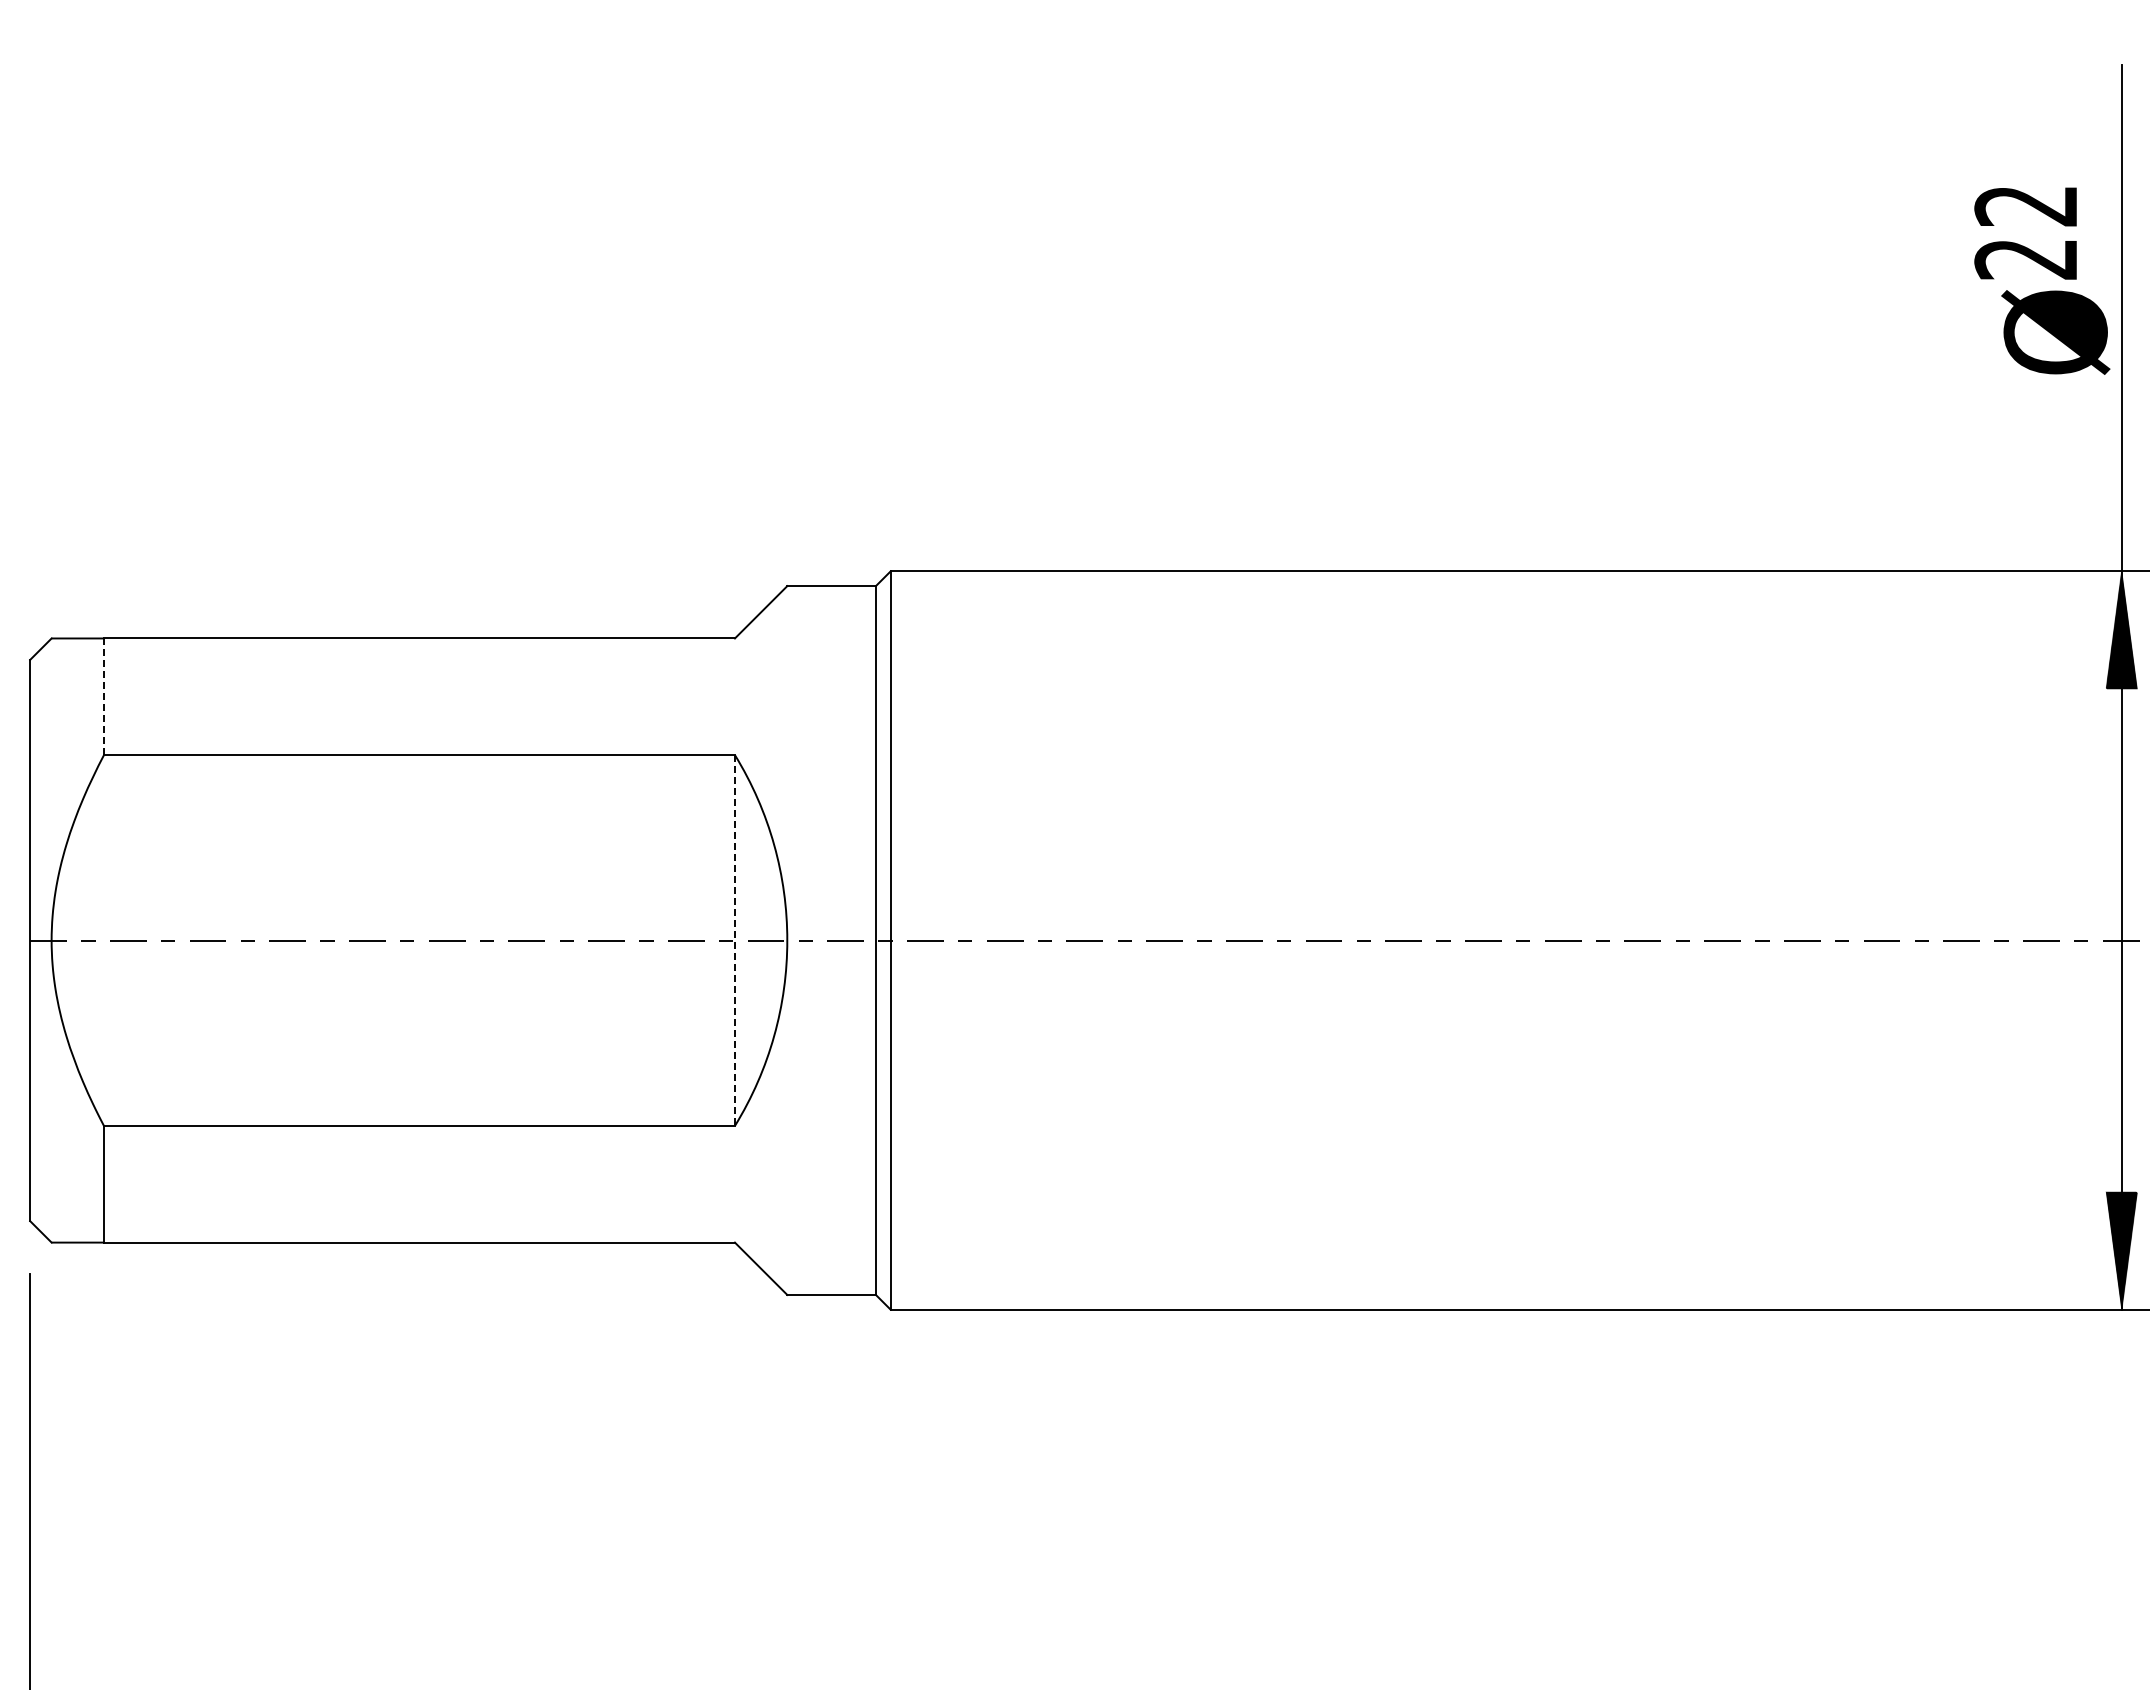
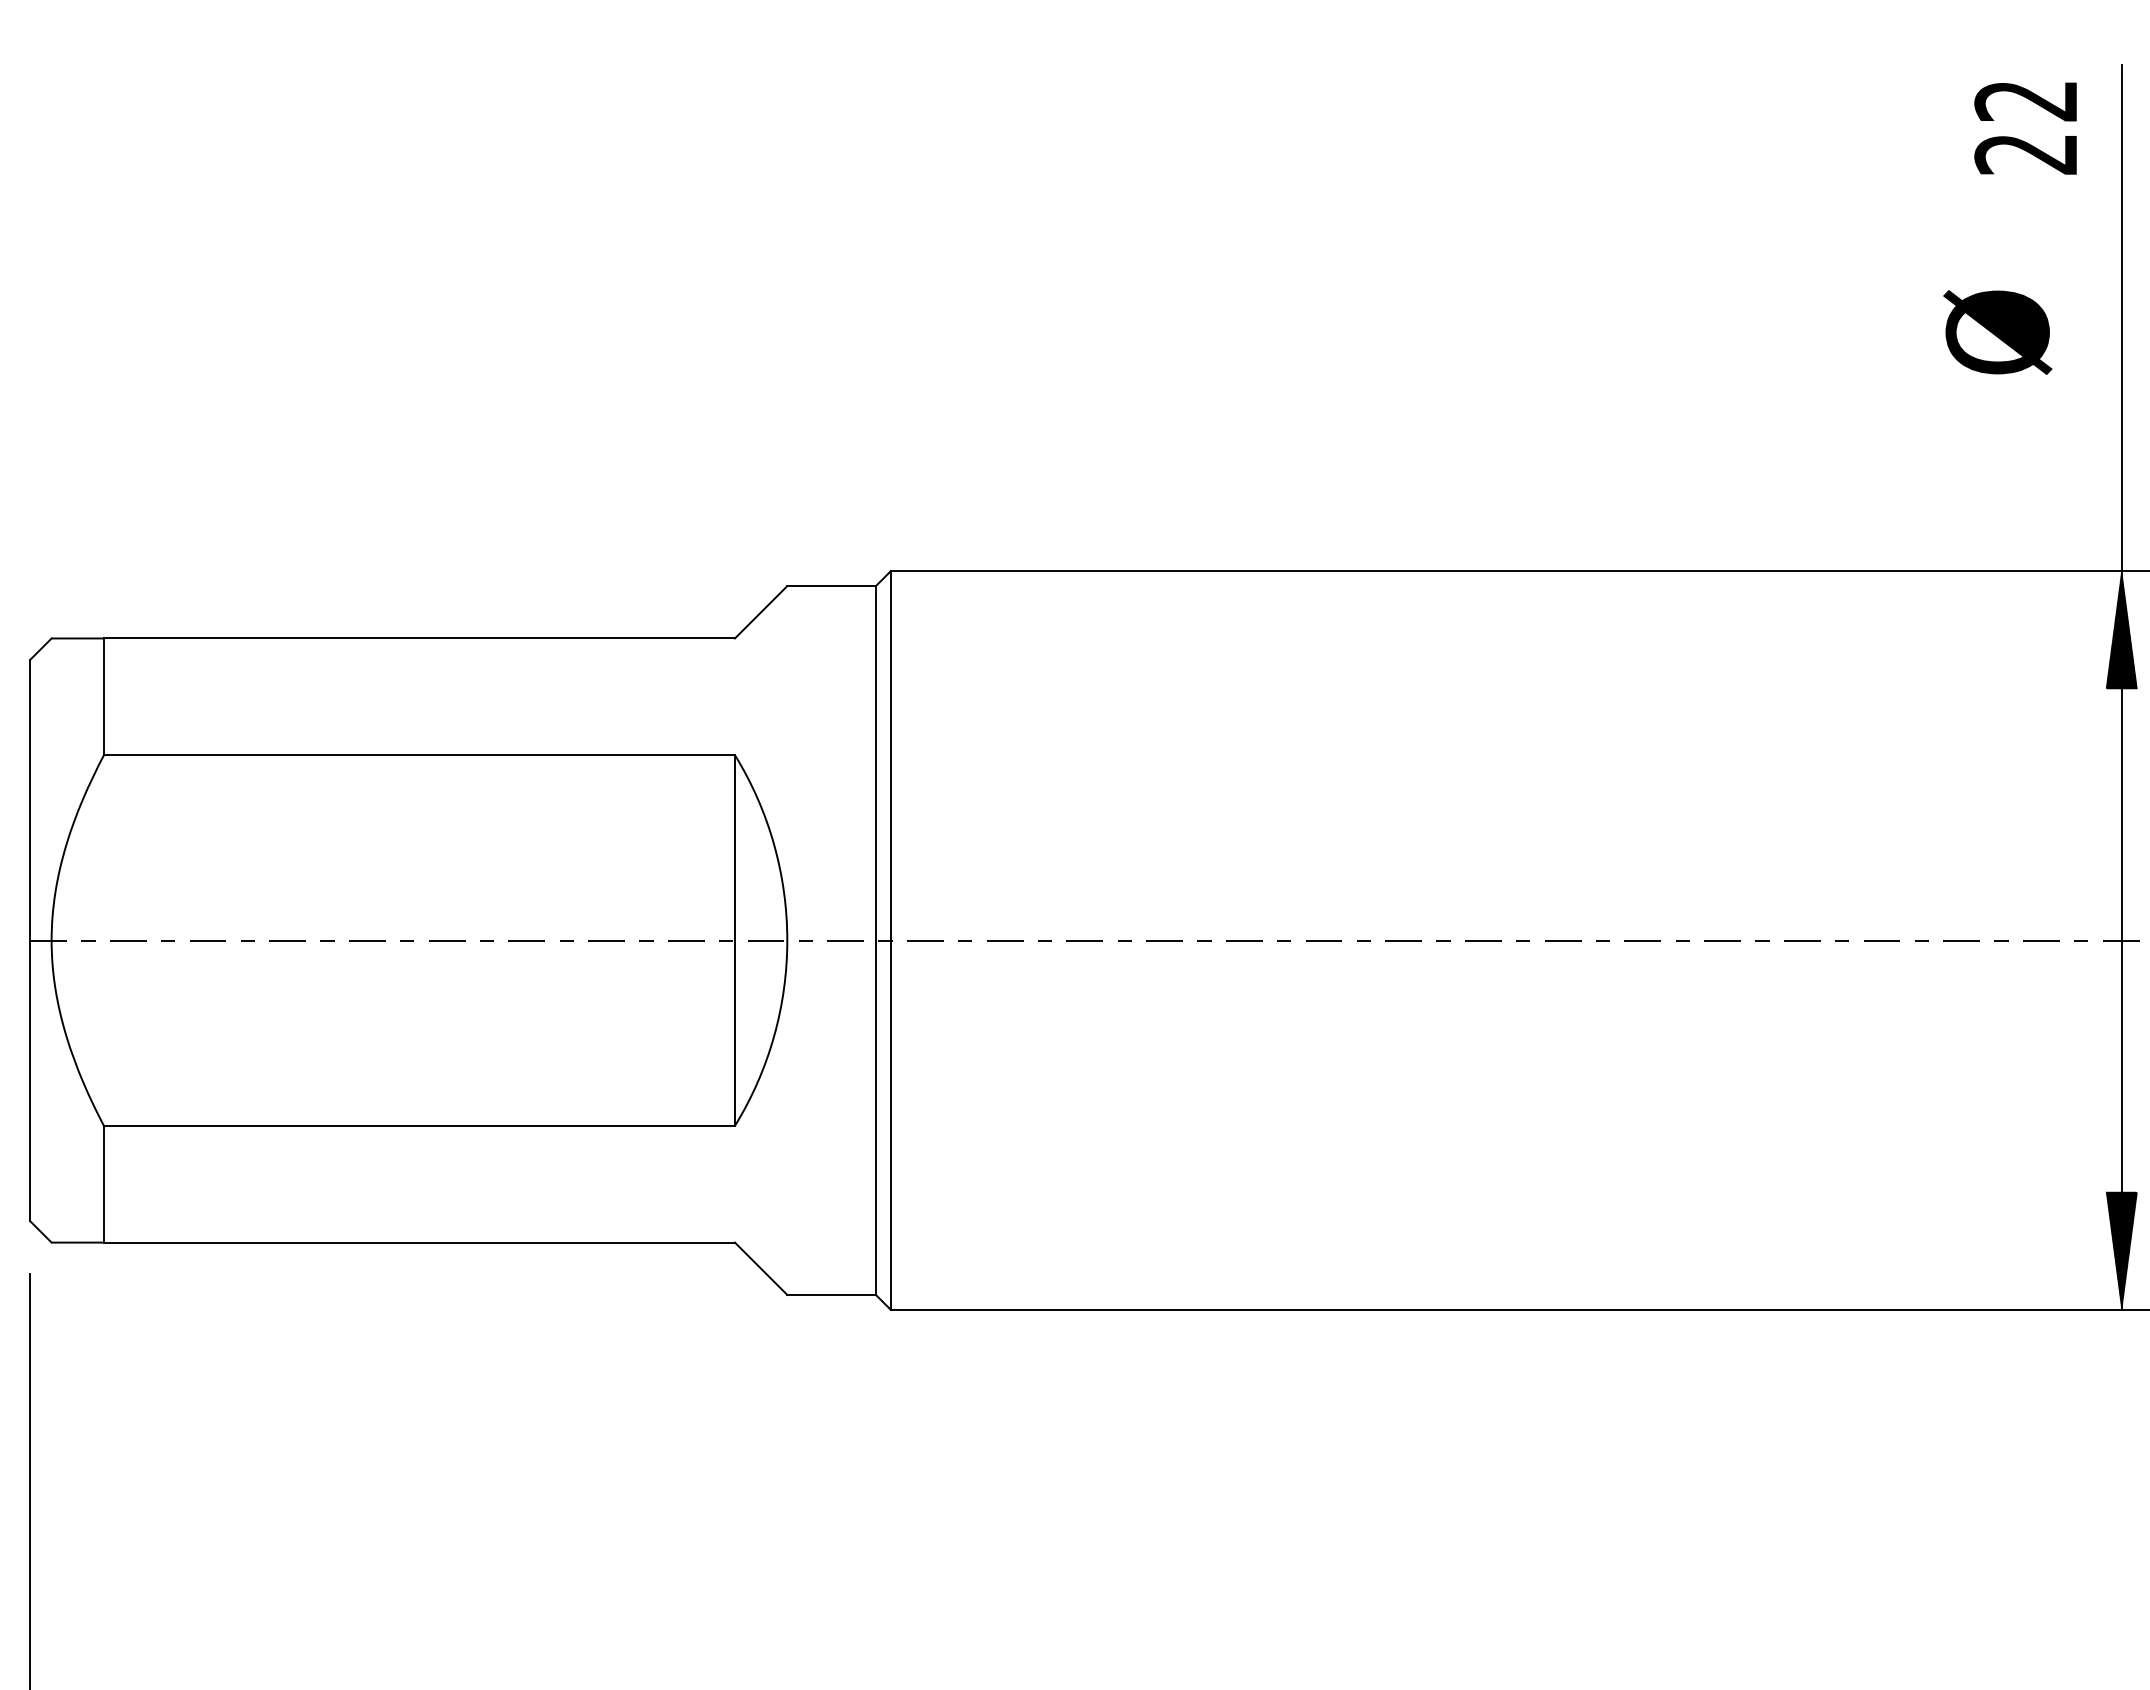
text position: (2025, 233) -> (2025, 128) (2025, 128)
text position: (2055, 332) -> (1997, 332) (1997, 332)
line: dashed -> solid (103, 696)
line: dashed -> solid (734, 941)
